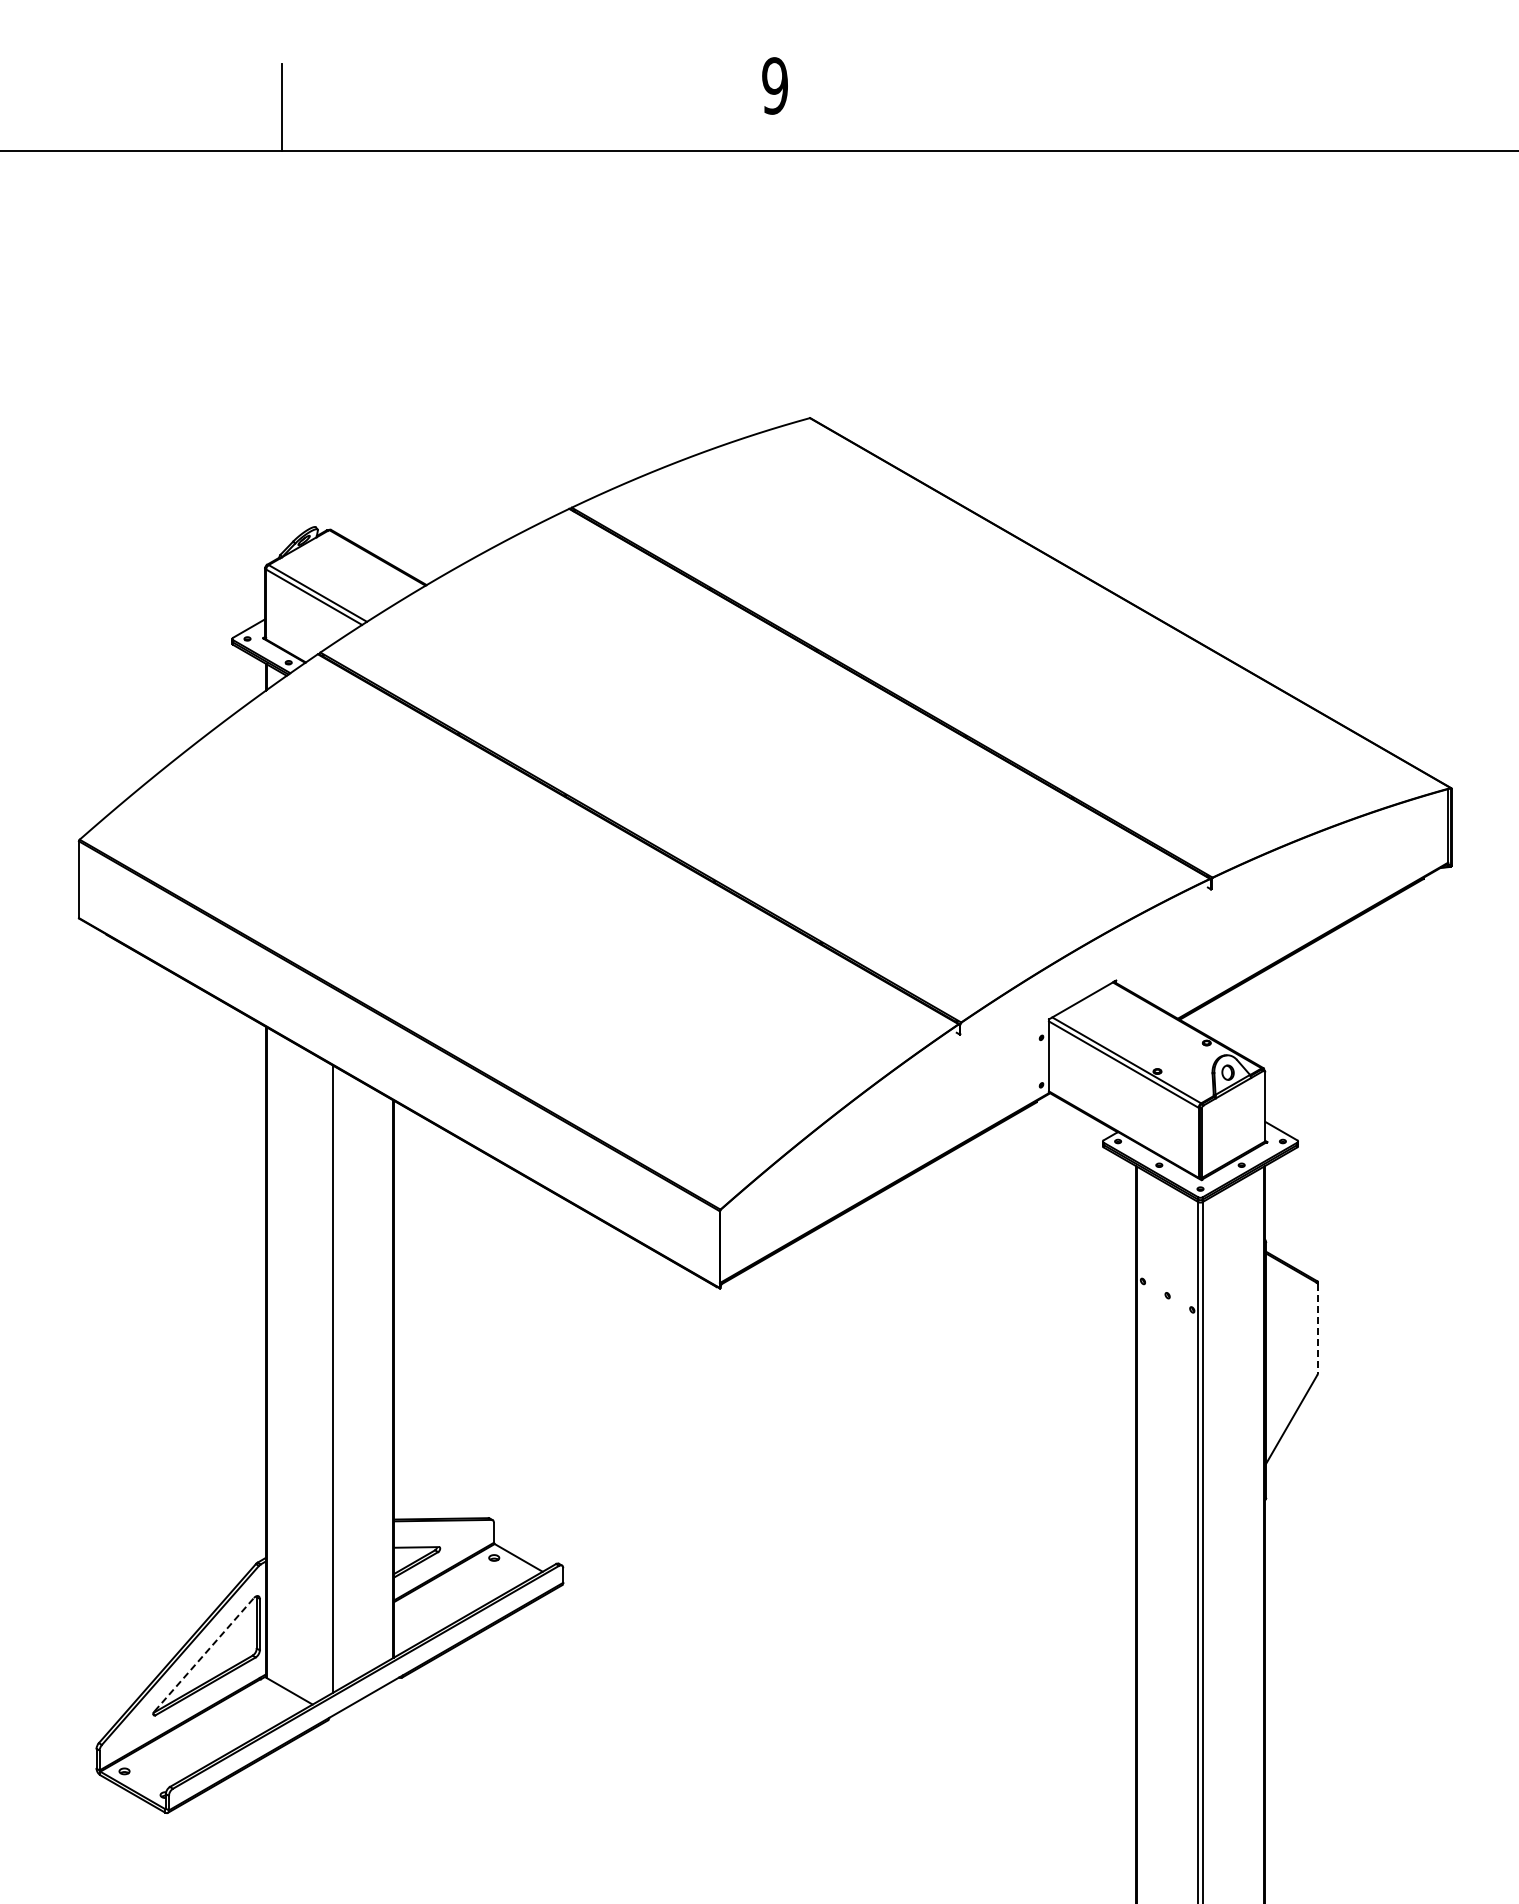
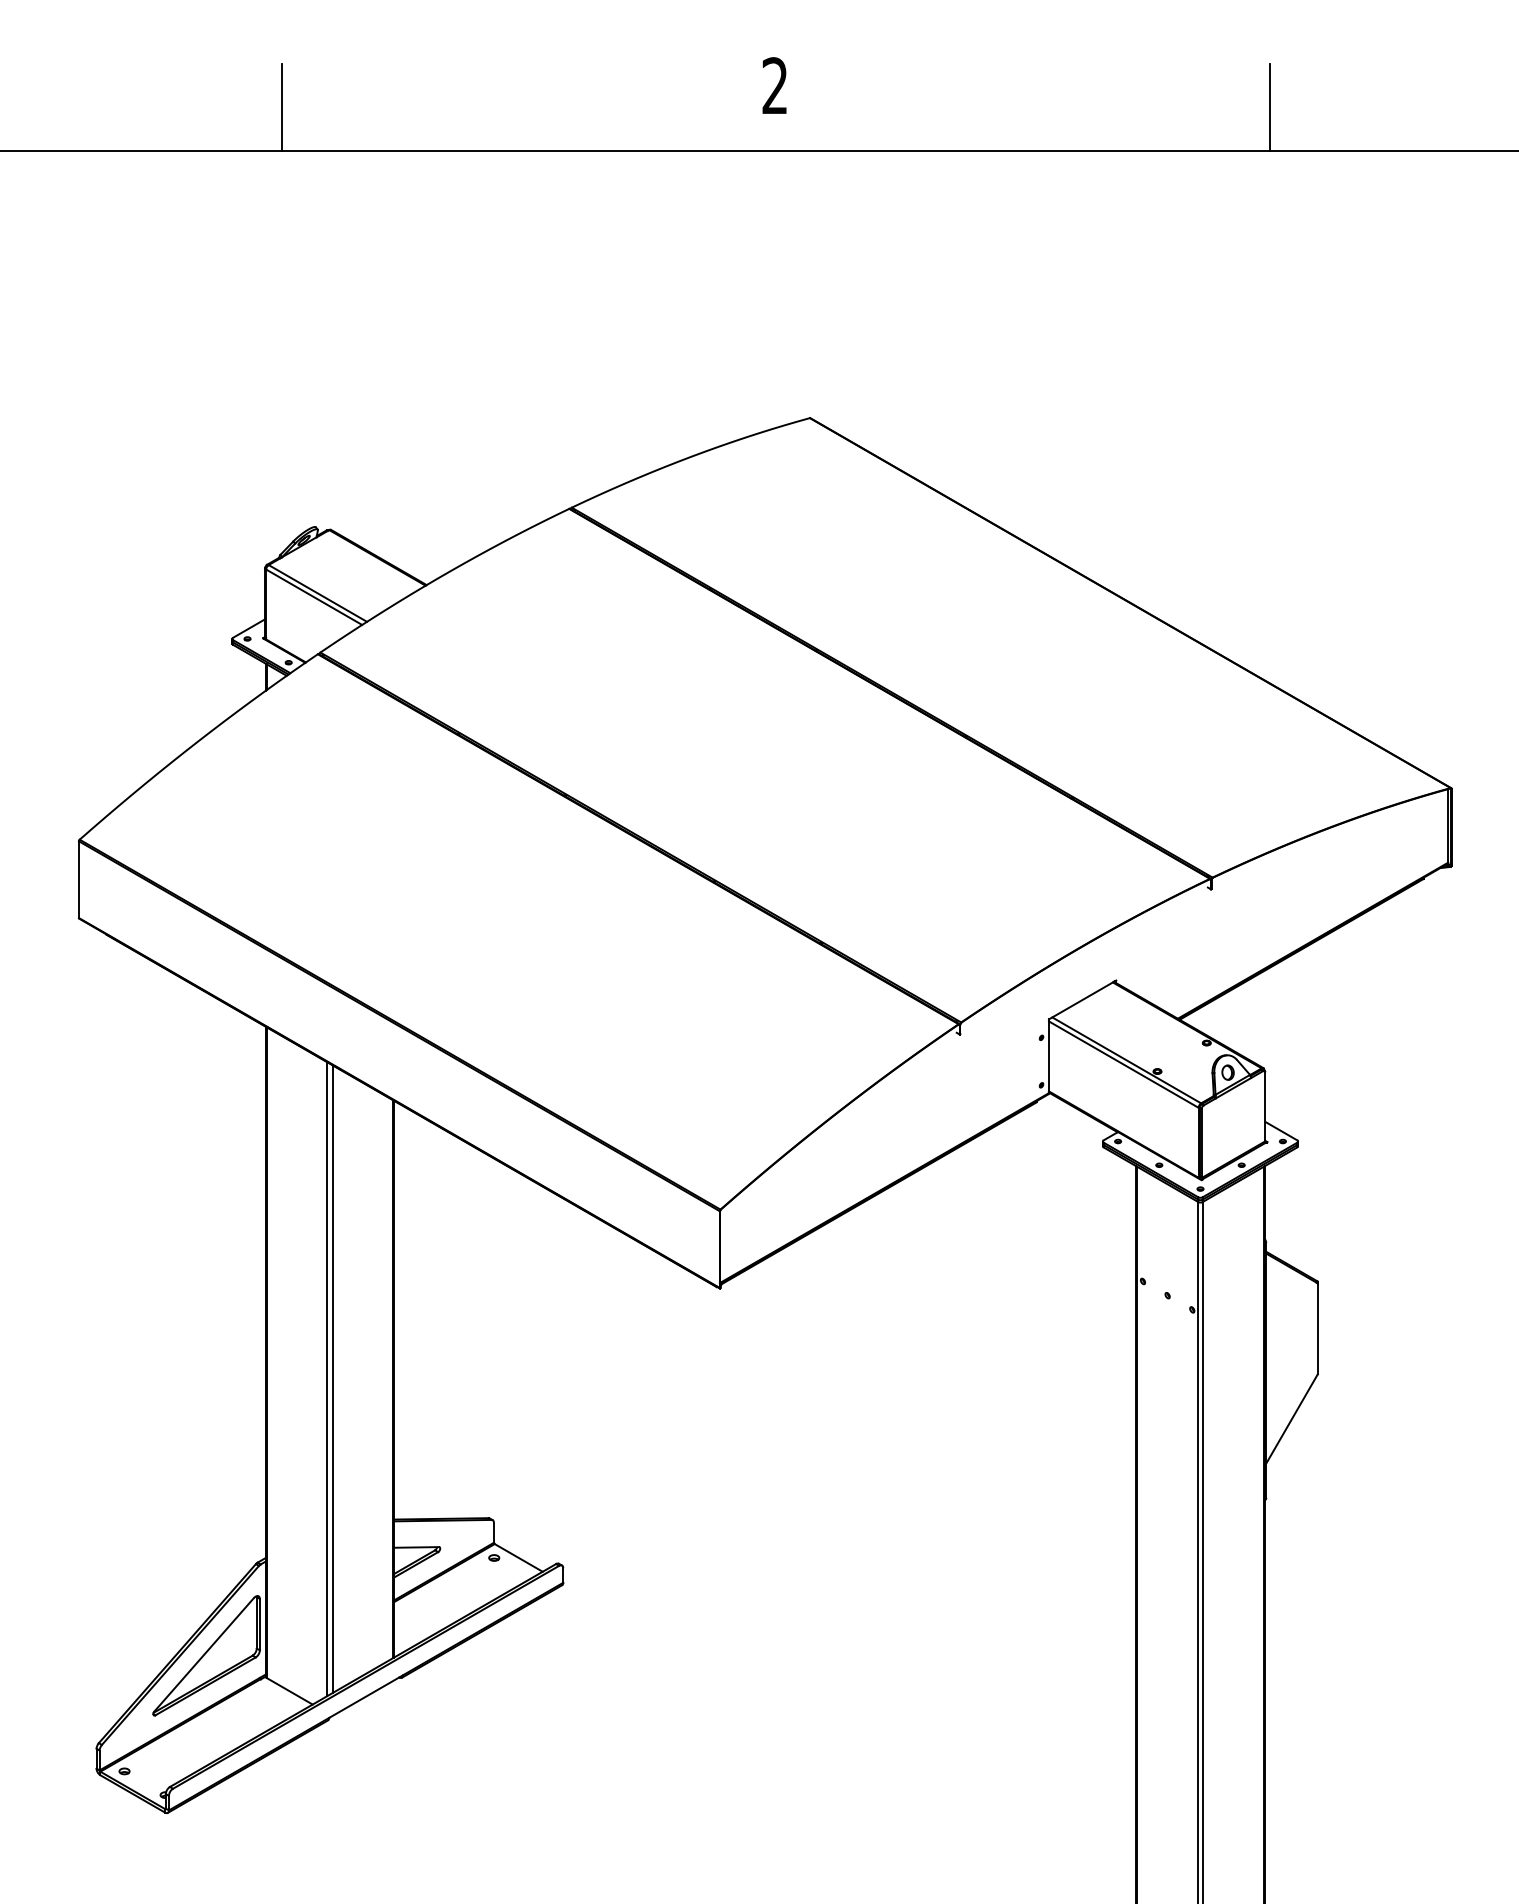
text: 9 -> 2 (774, 85)
line: none -> present (1269, 107)
line: dashed -> solid (1317, 1329)
line: none -> present (327, 1379)
line: dashed -> solid (204, 1654)
